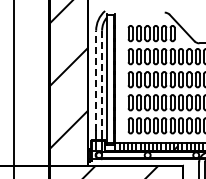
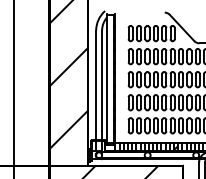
line: dashed -> solid (96, 80)
line: dashed -> solid (102, 81)
